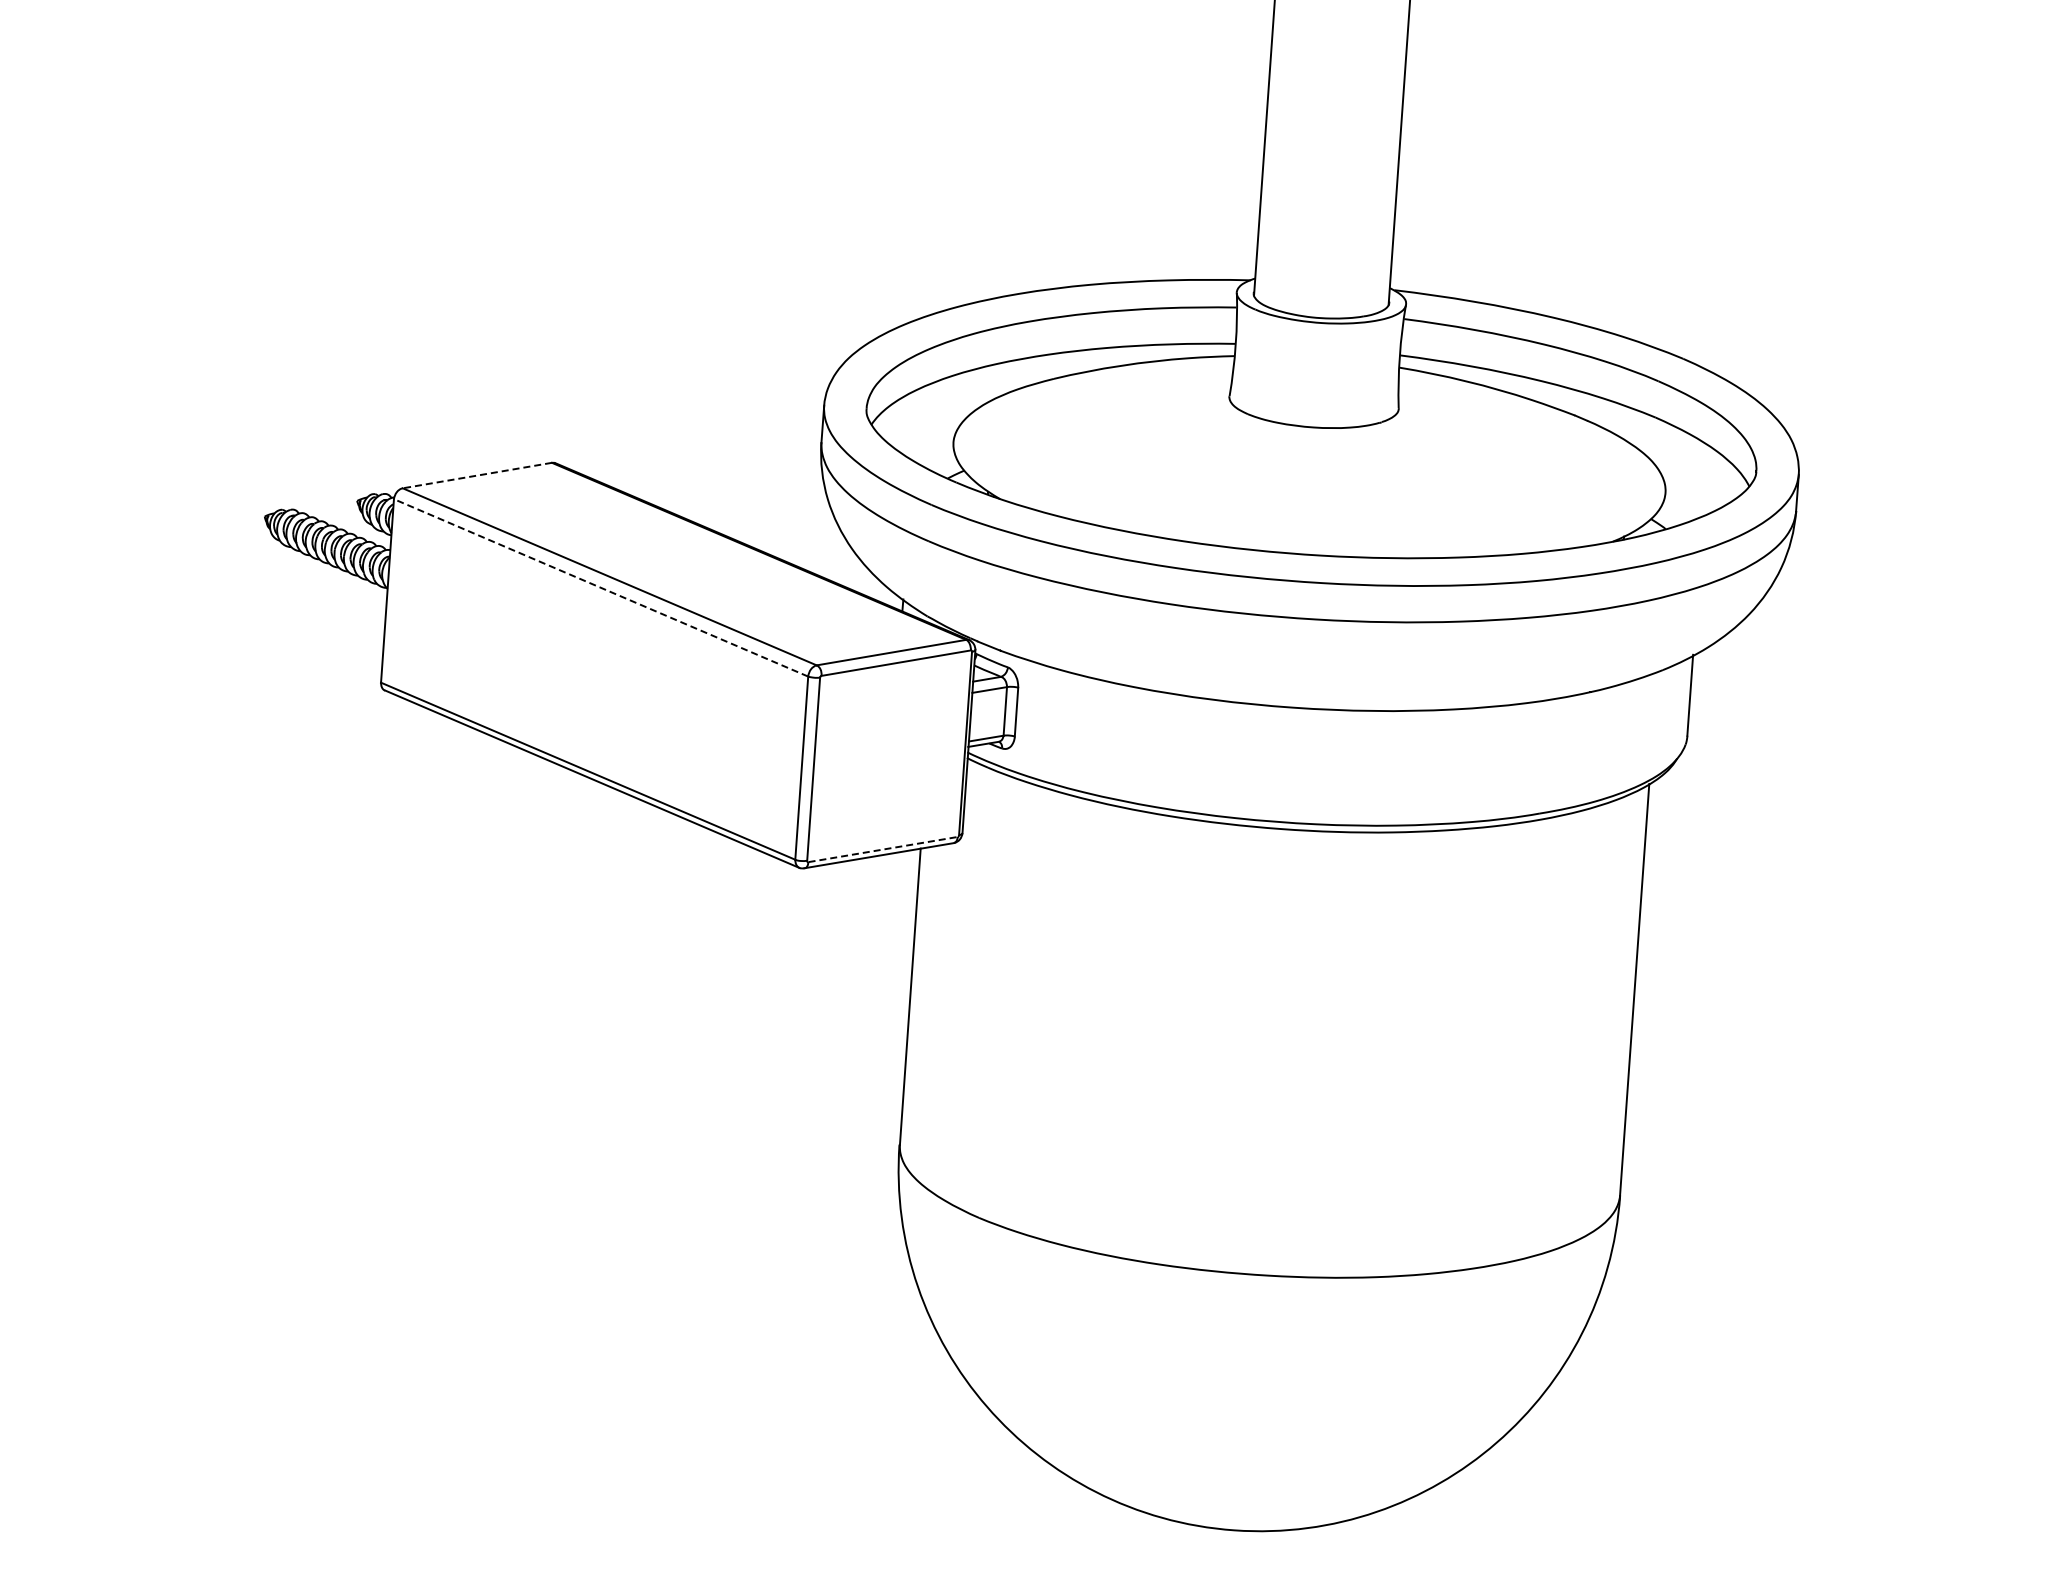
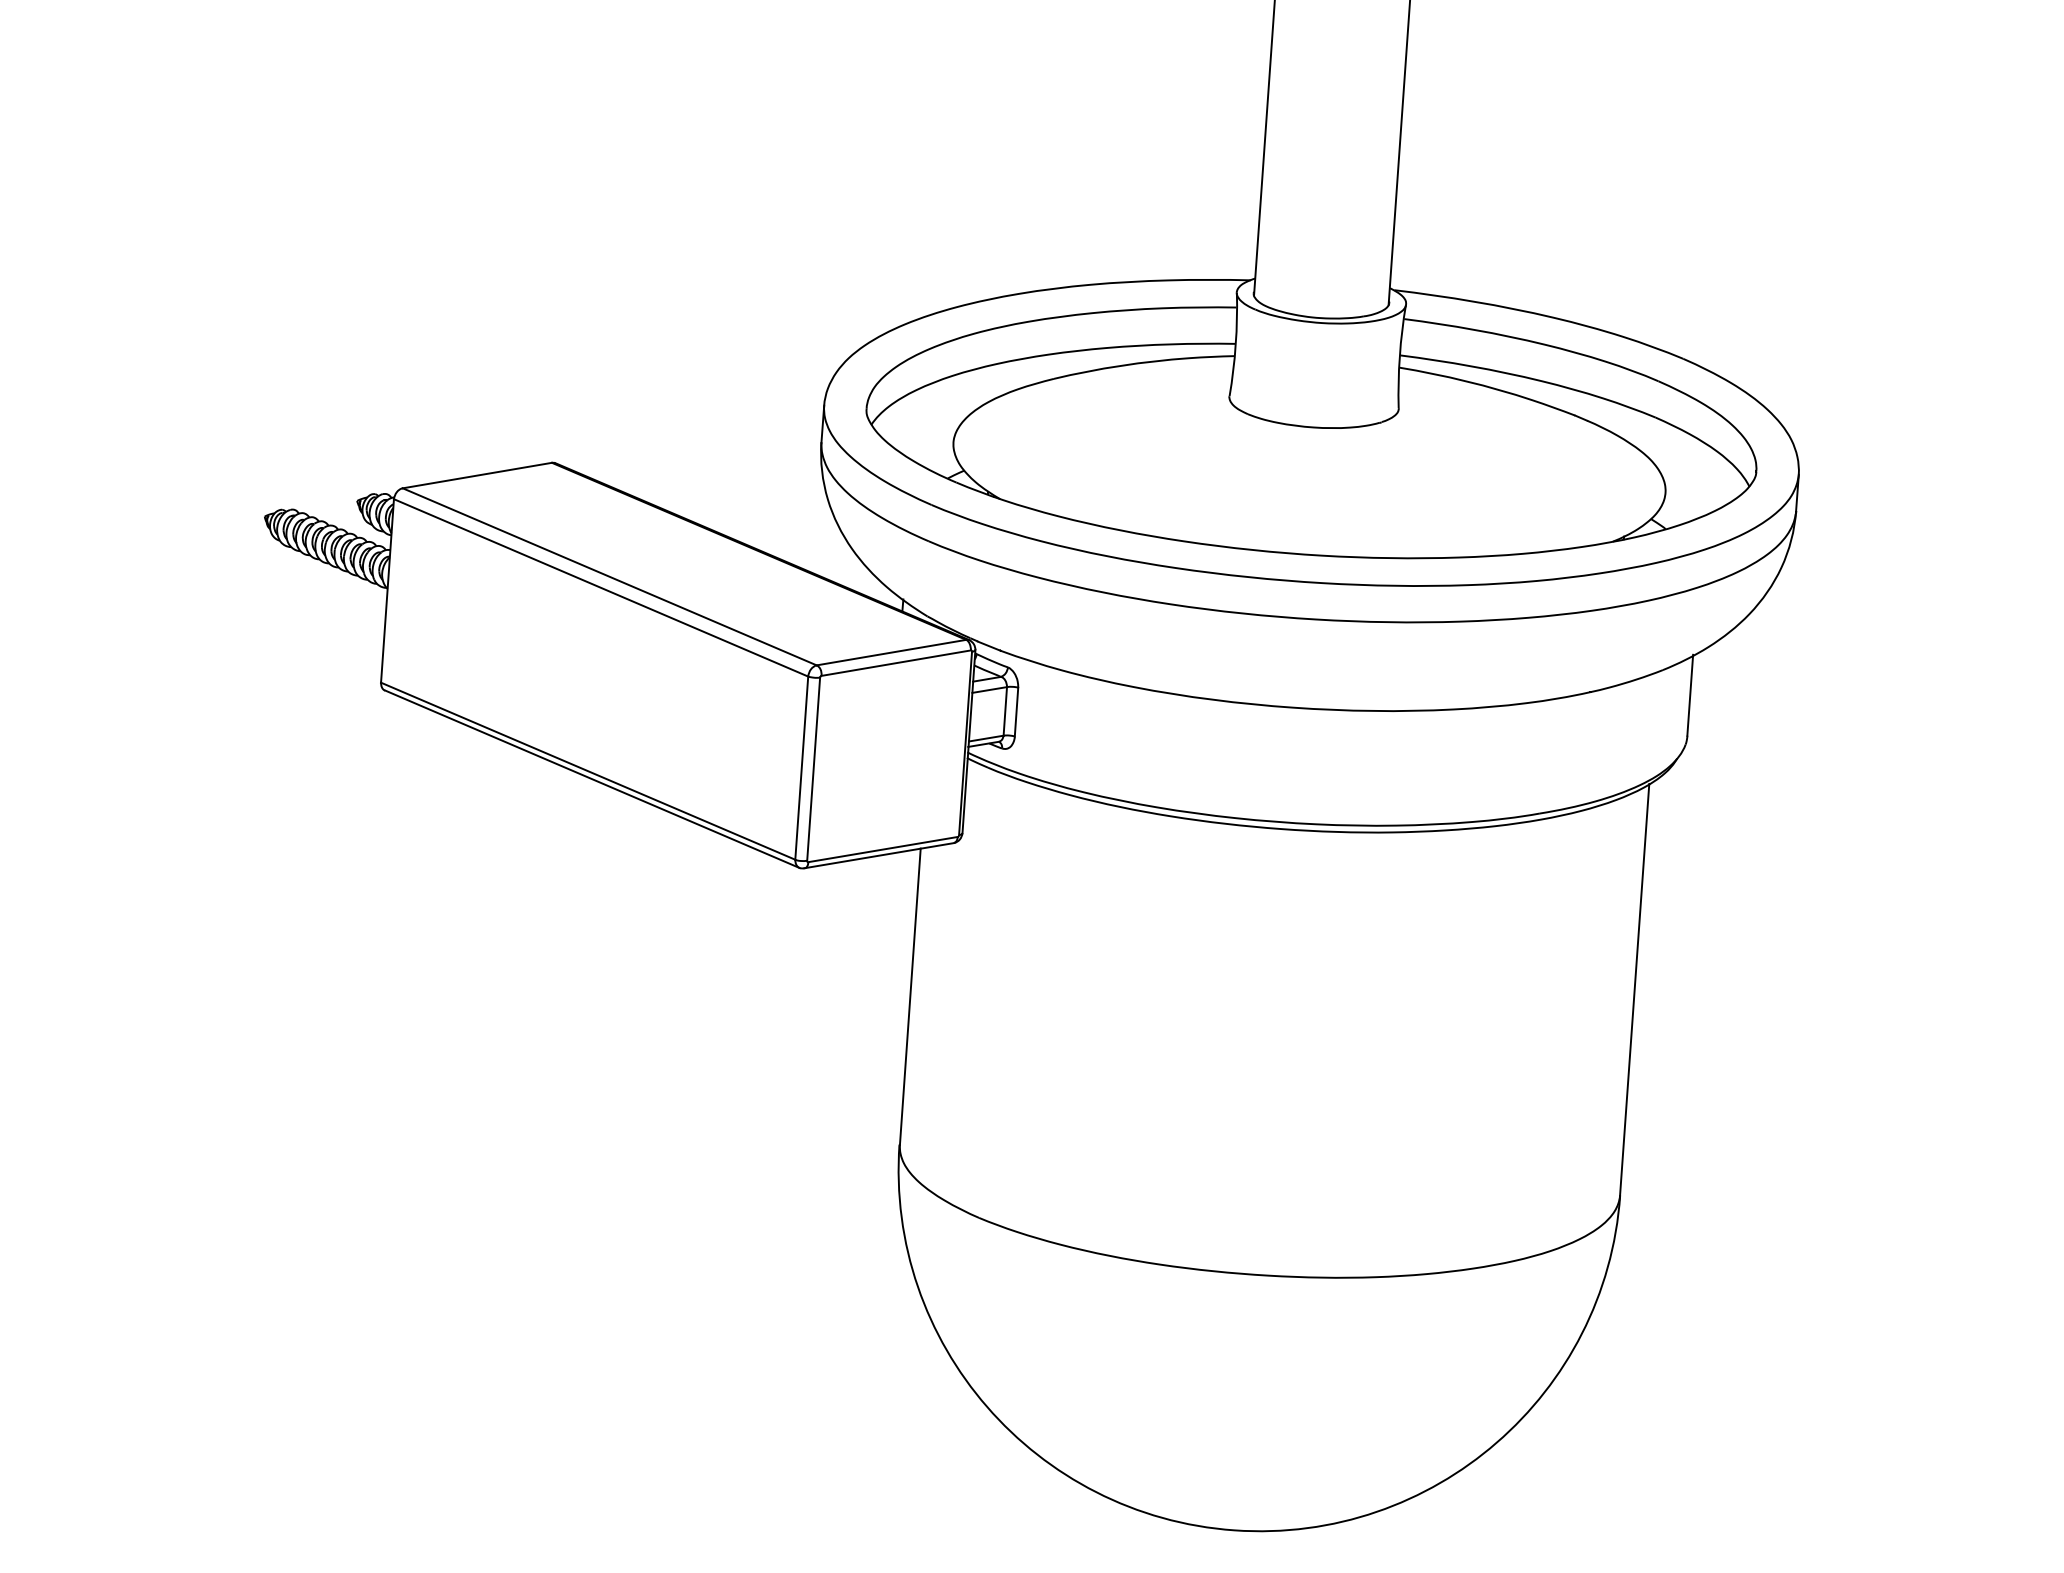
line: dashed -> solid (477, 475)
line: dashed -> solid (600, 587)
line: dashed -> solid (883, 849)
